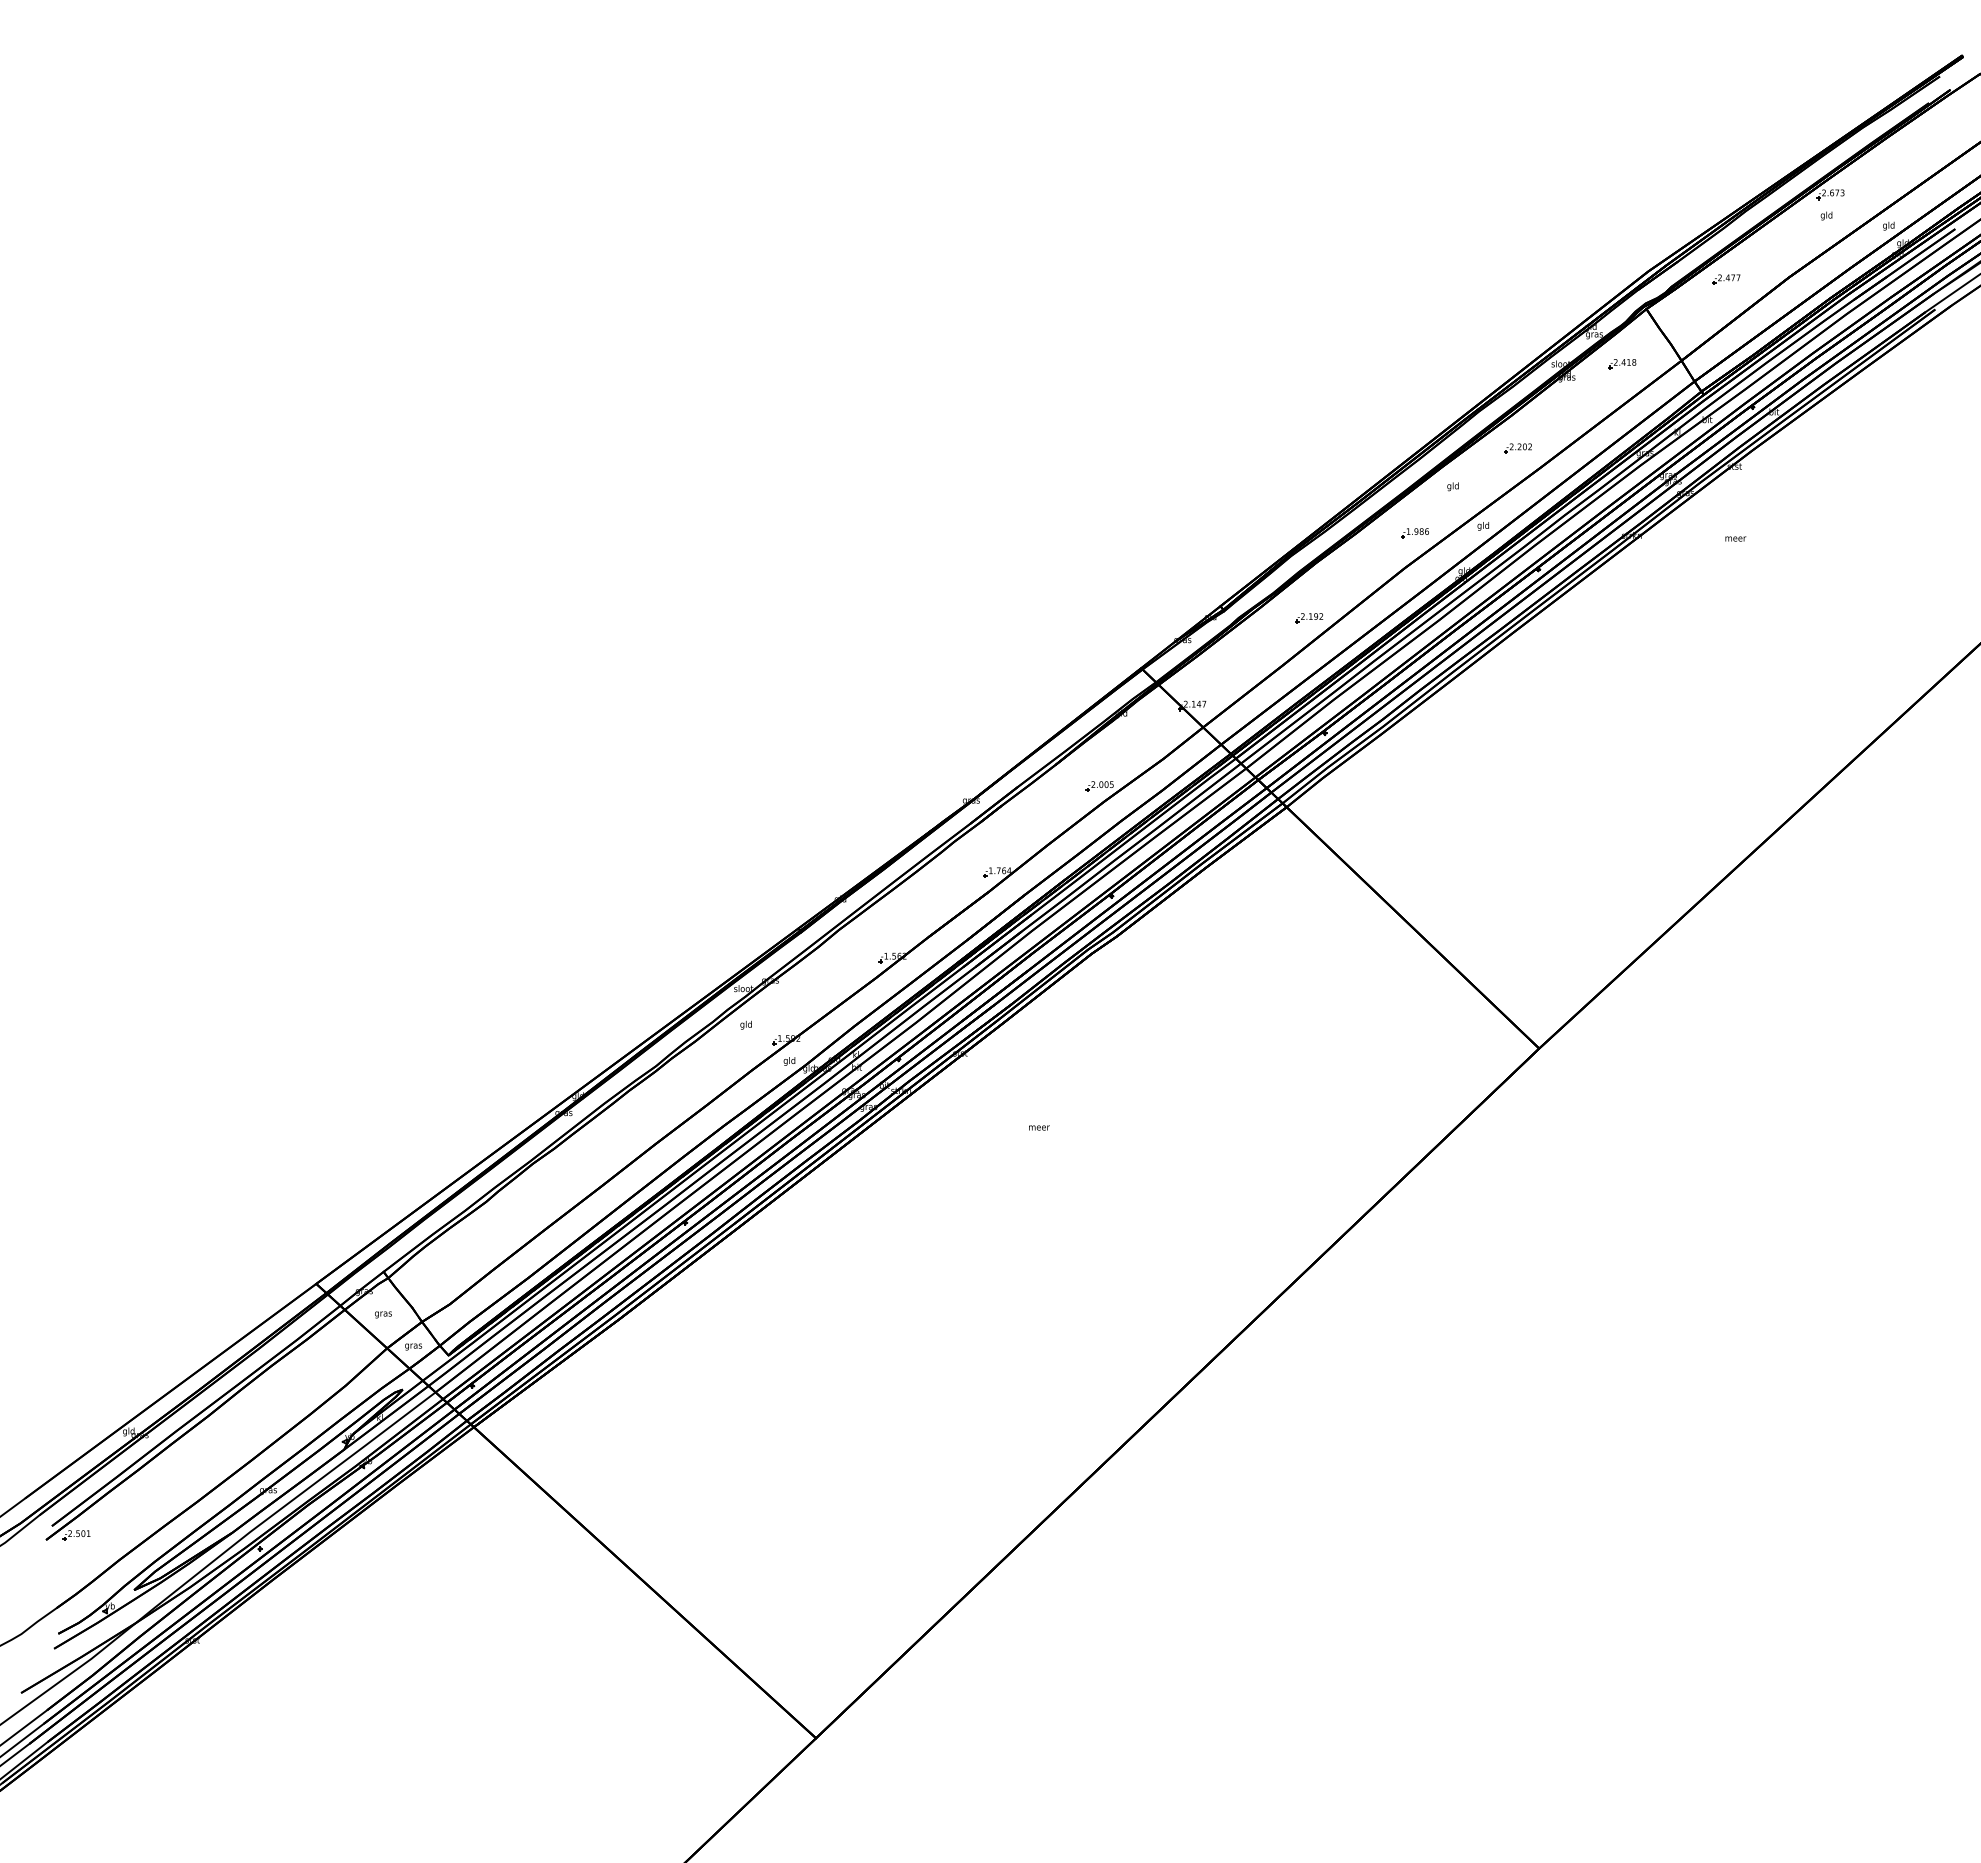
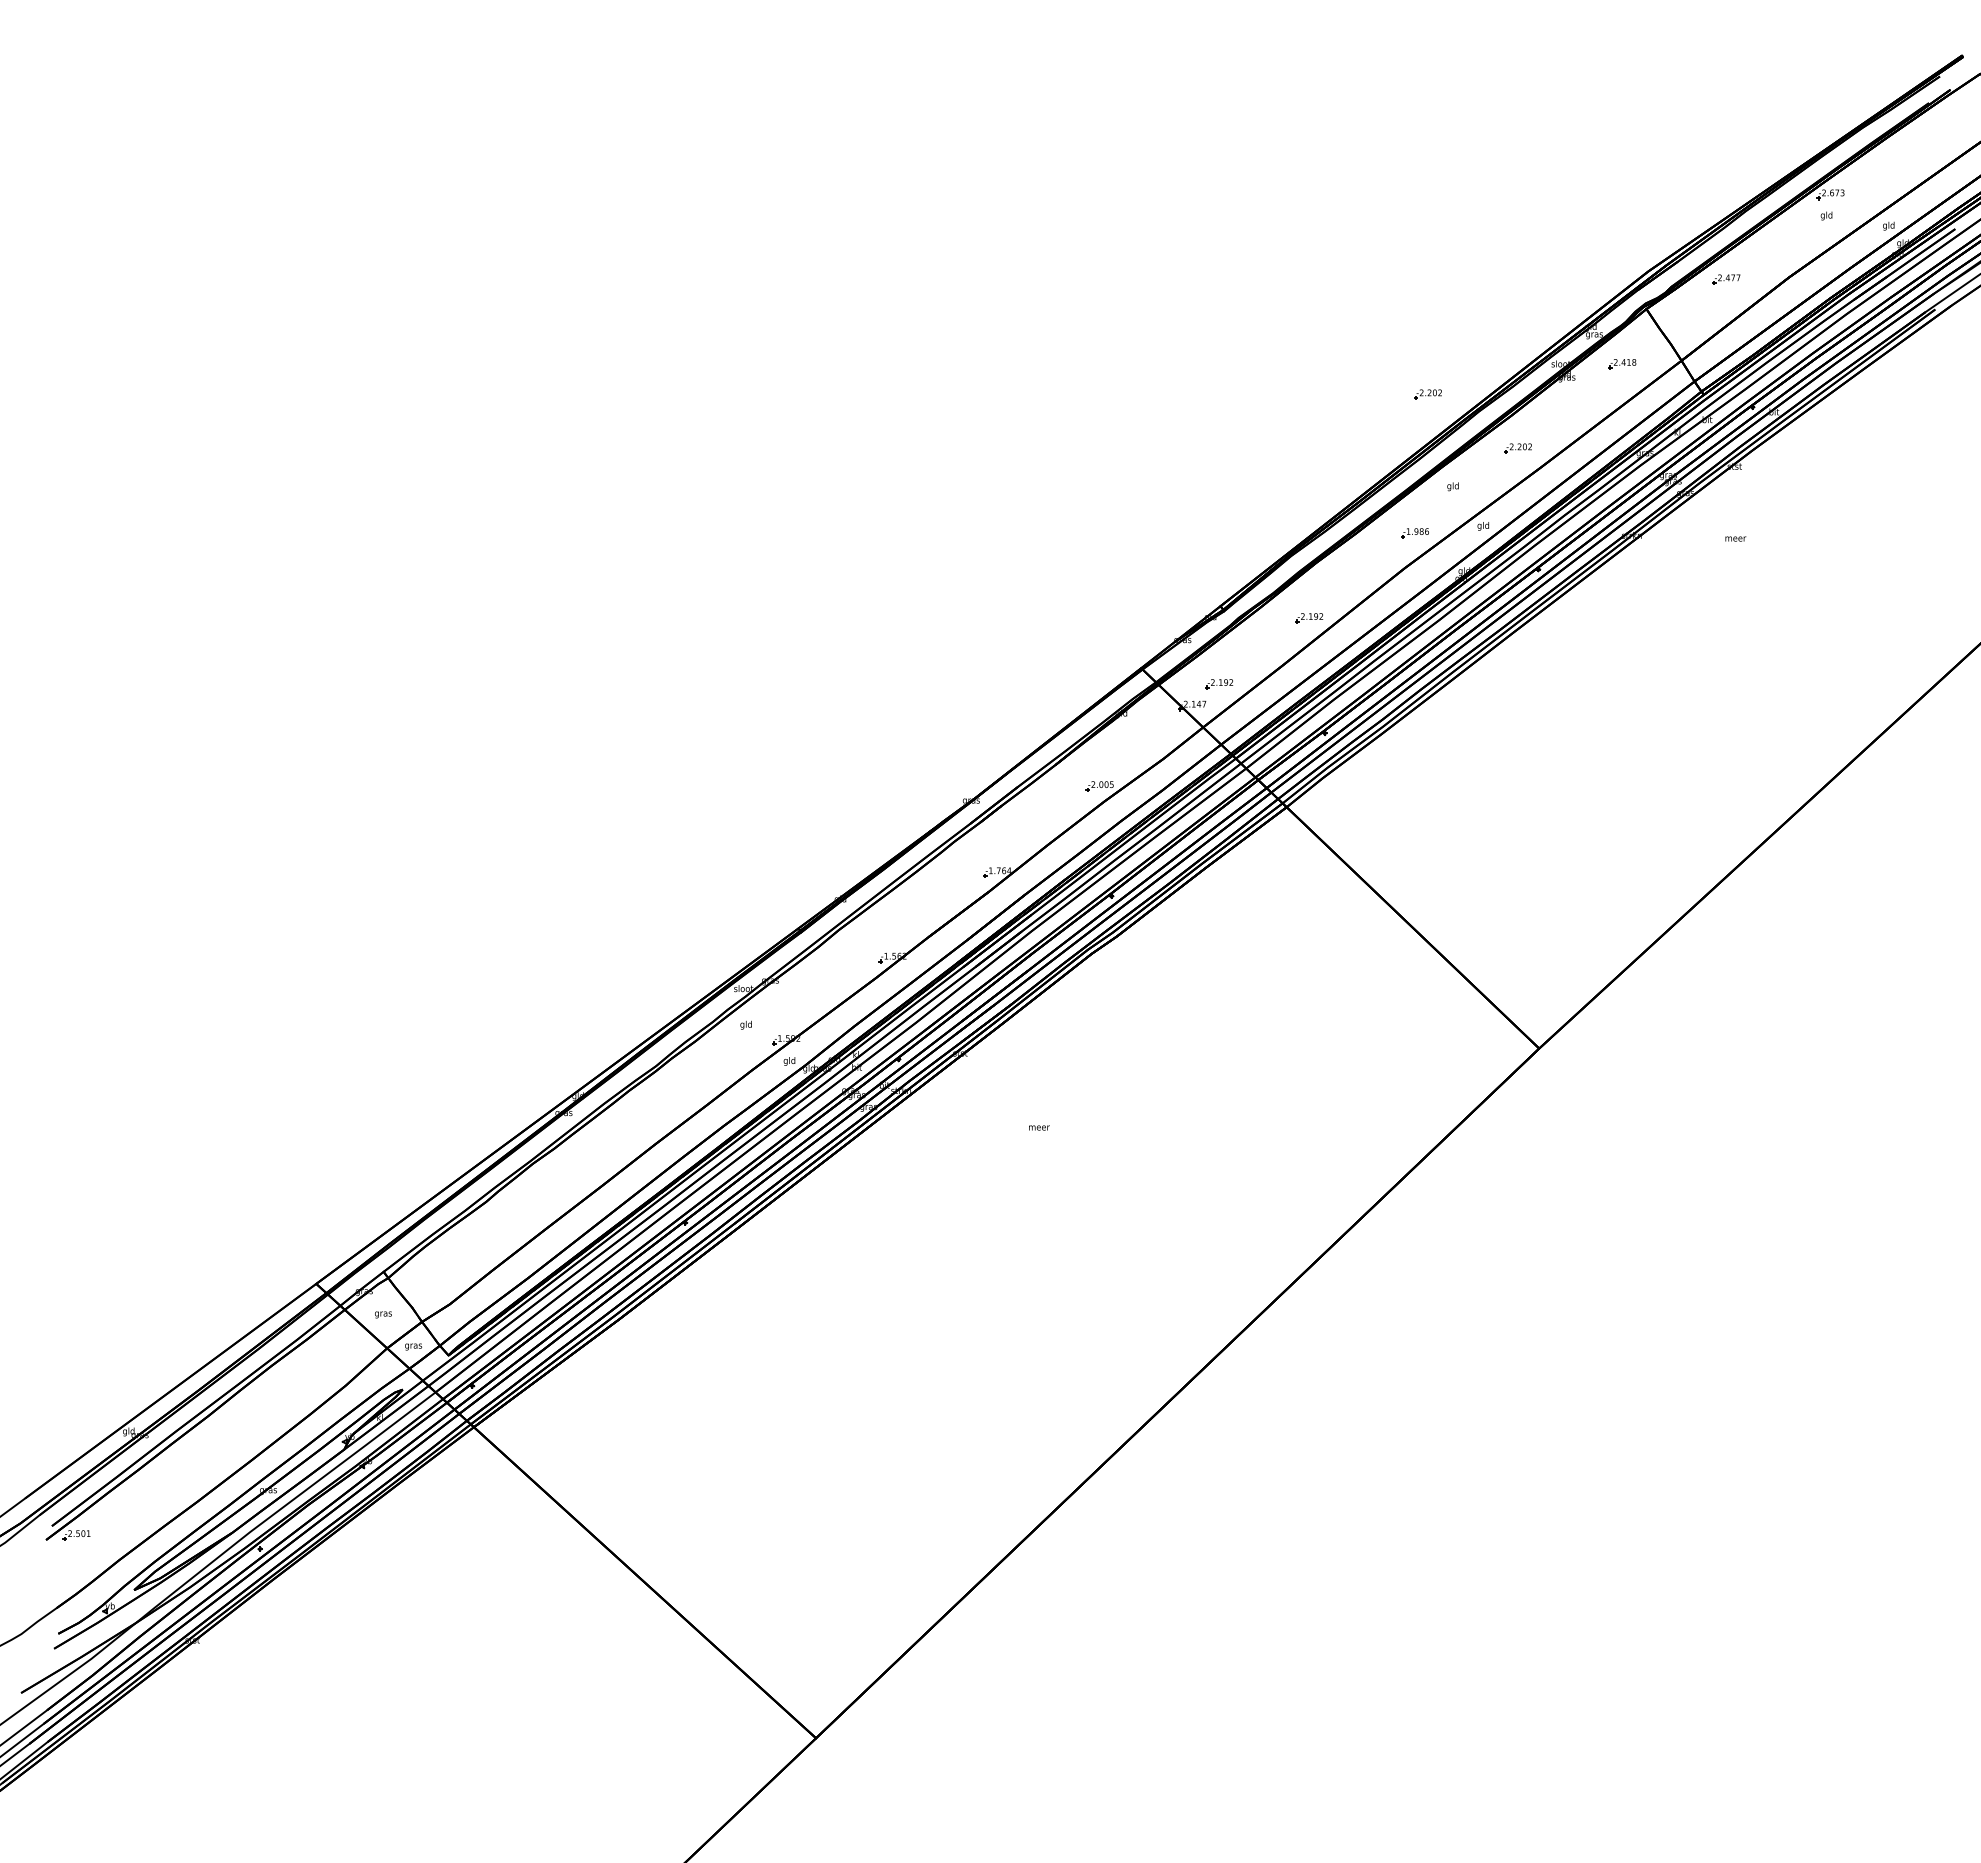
part: none -> present (1427, 394)
part: none -> present (1219, 684)
